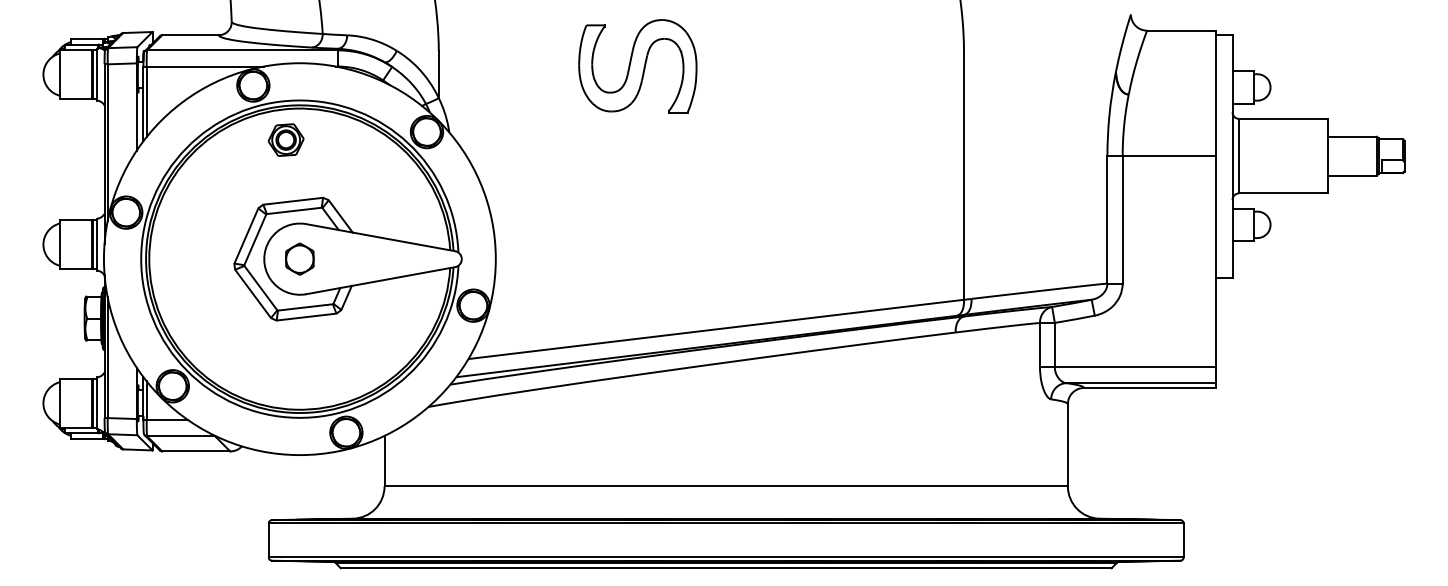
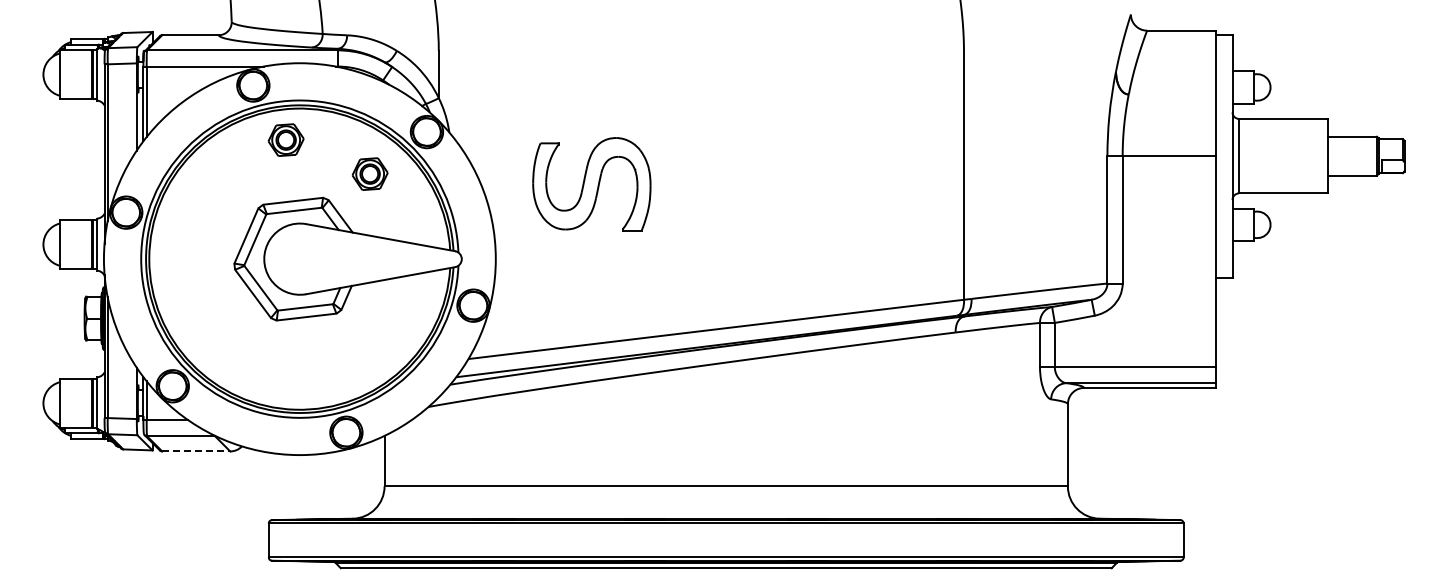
part position: (637, 66) -> (591, 184) (591, 184)
part: none -> present (369, 173)
part: present -> none (299, 258)
line: solid -> dashed (196, 451)
